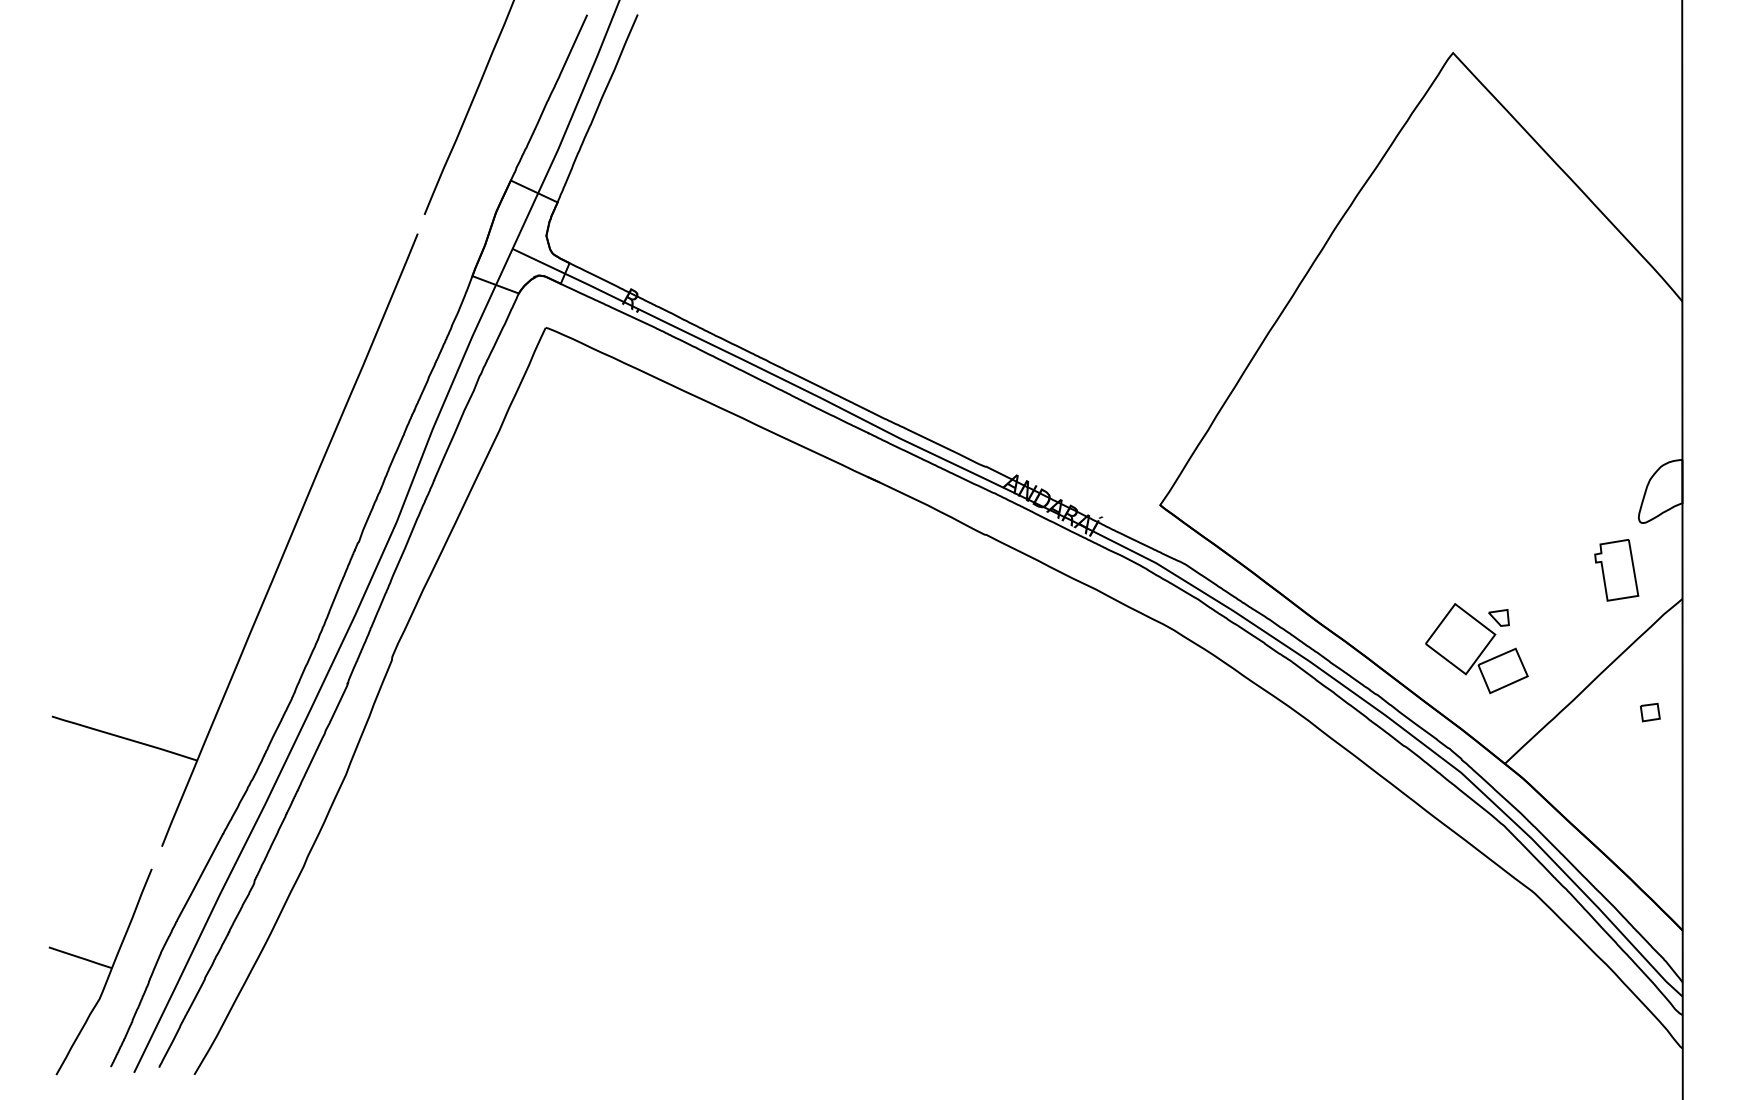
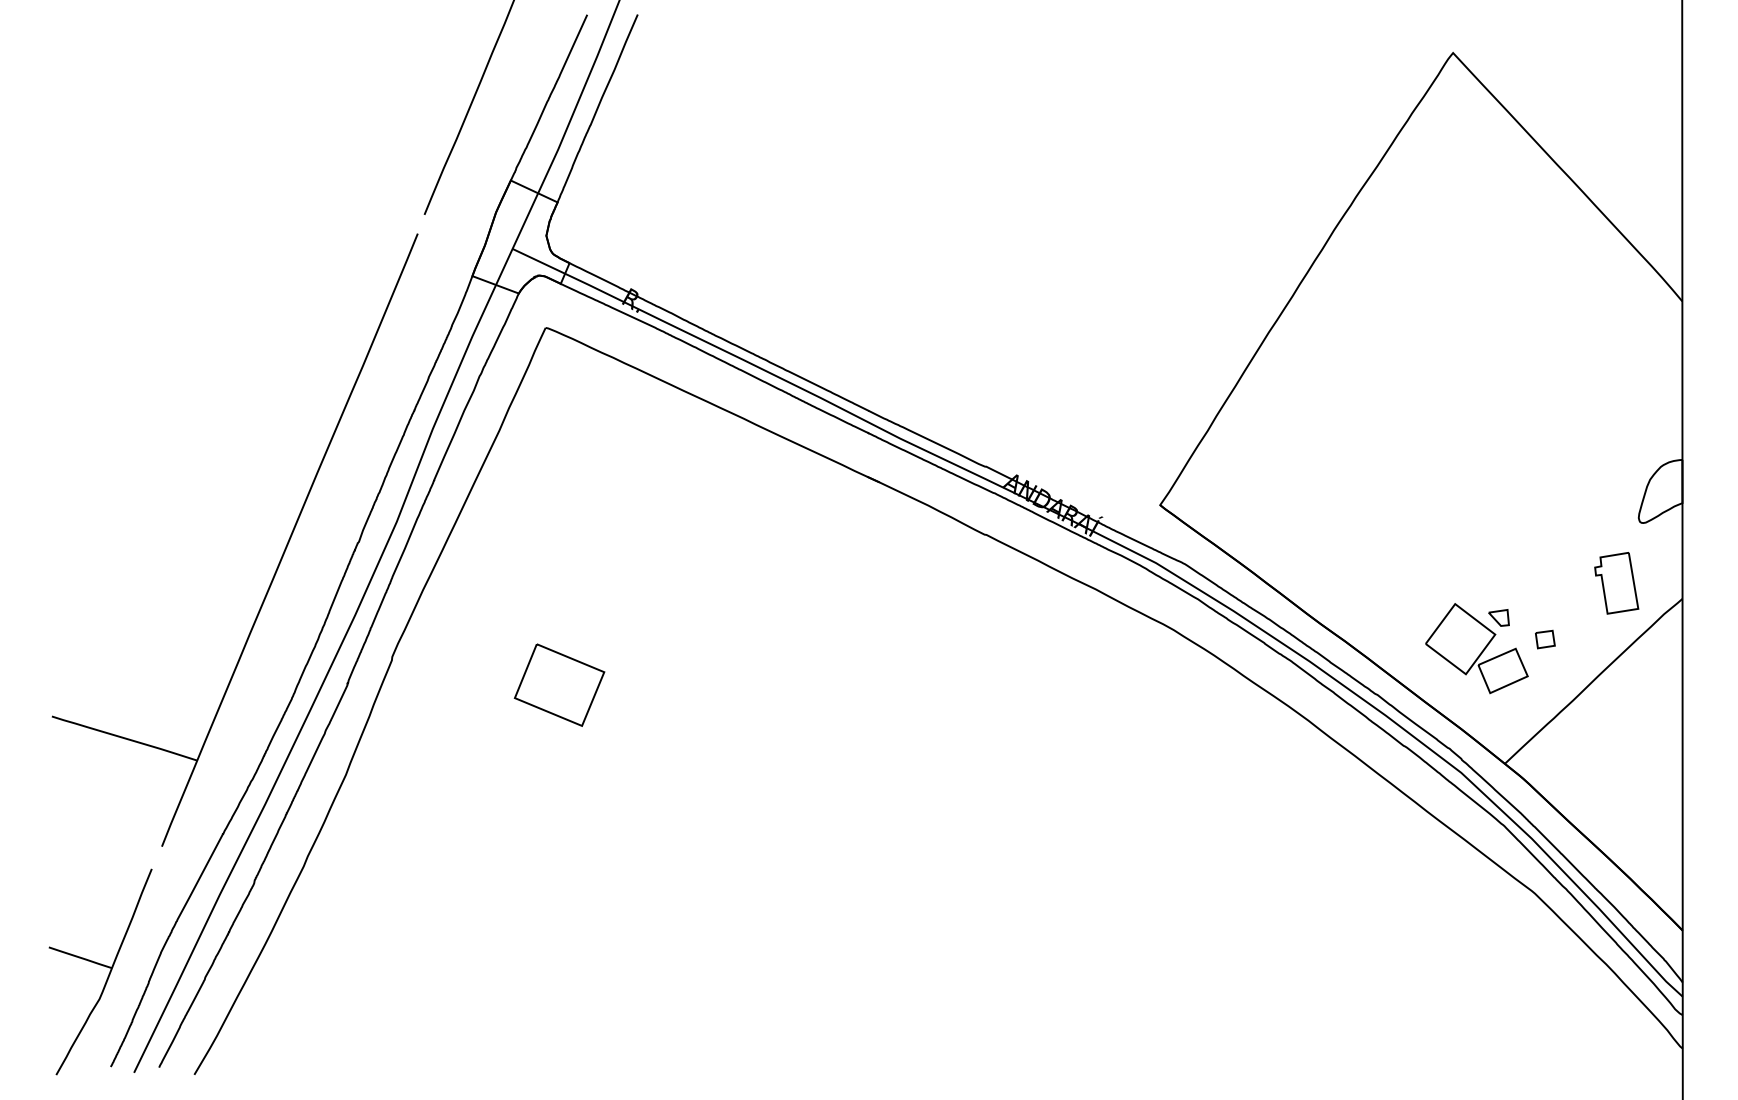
part position: (1616, 570) -> (1616, 583) (1616, 583)
part: none -> present (559, 684)
part position: (1650, 712) -> (1545, 639) (1545, 639)
